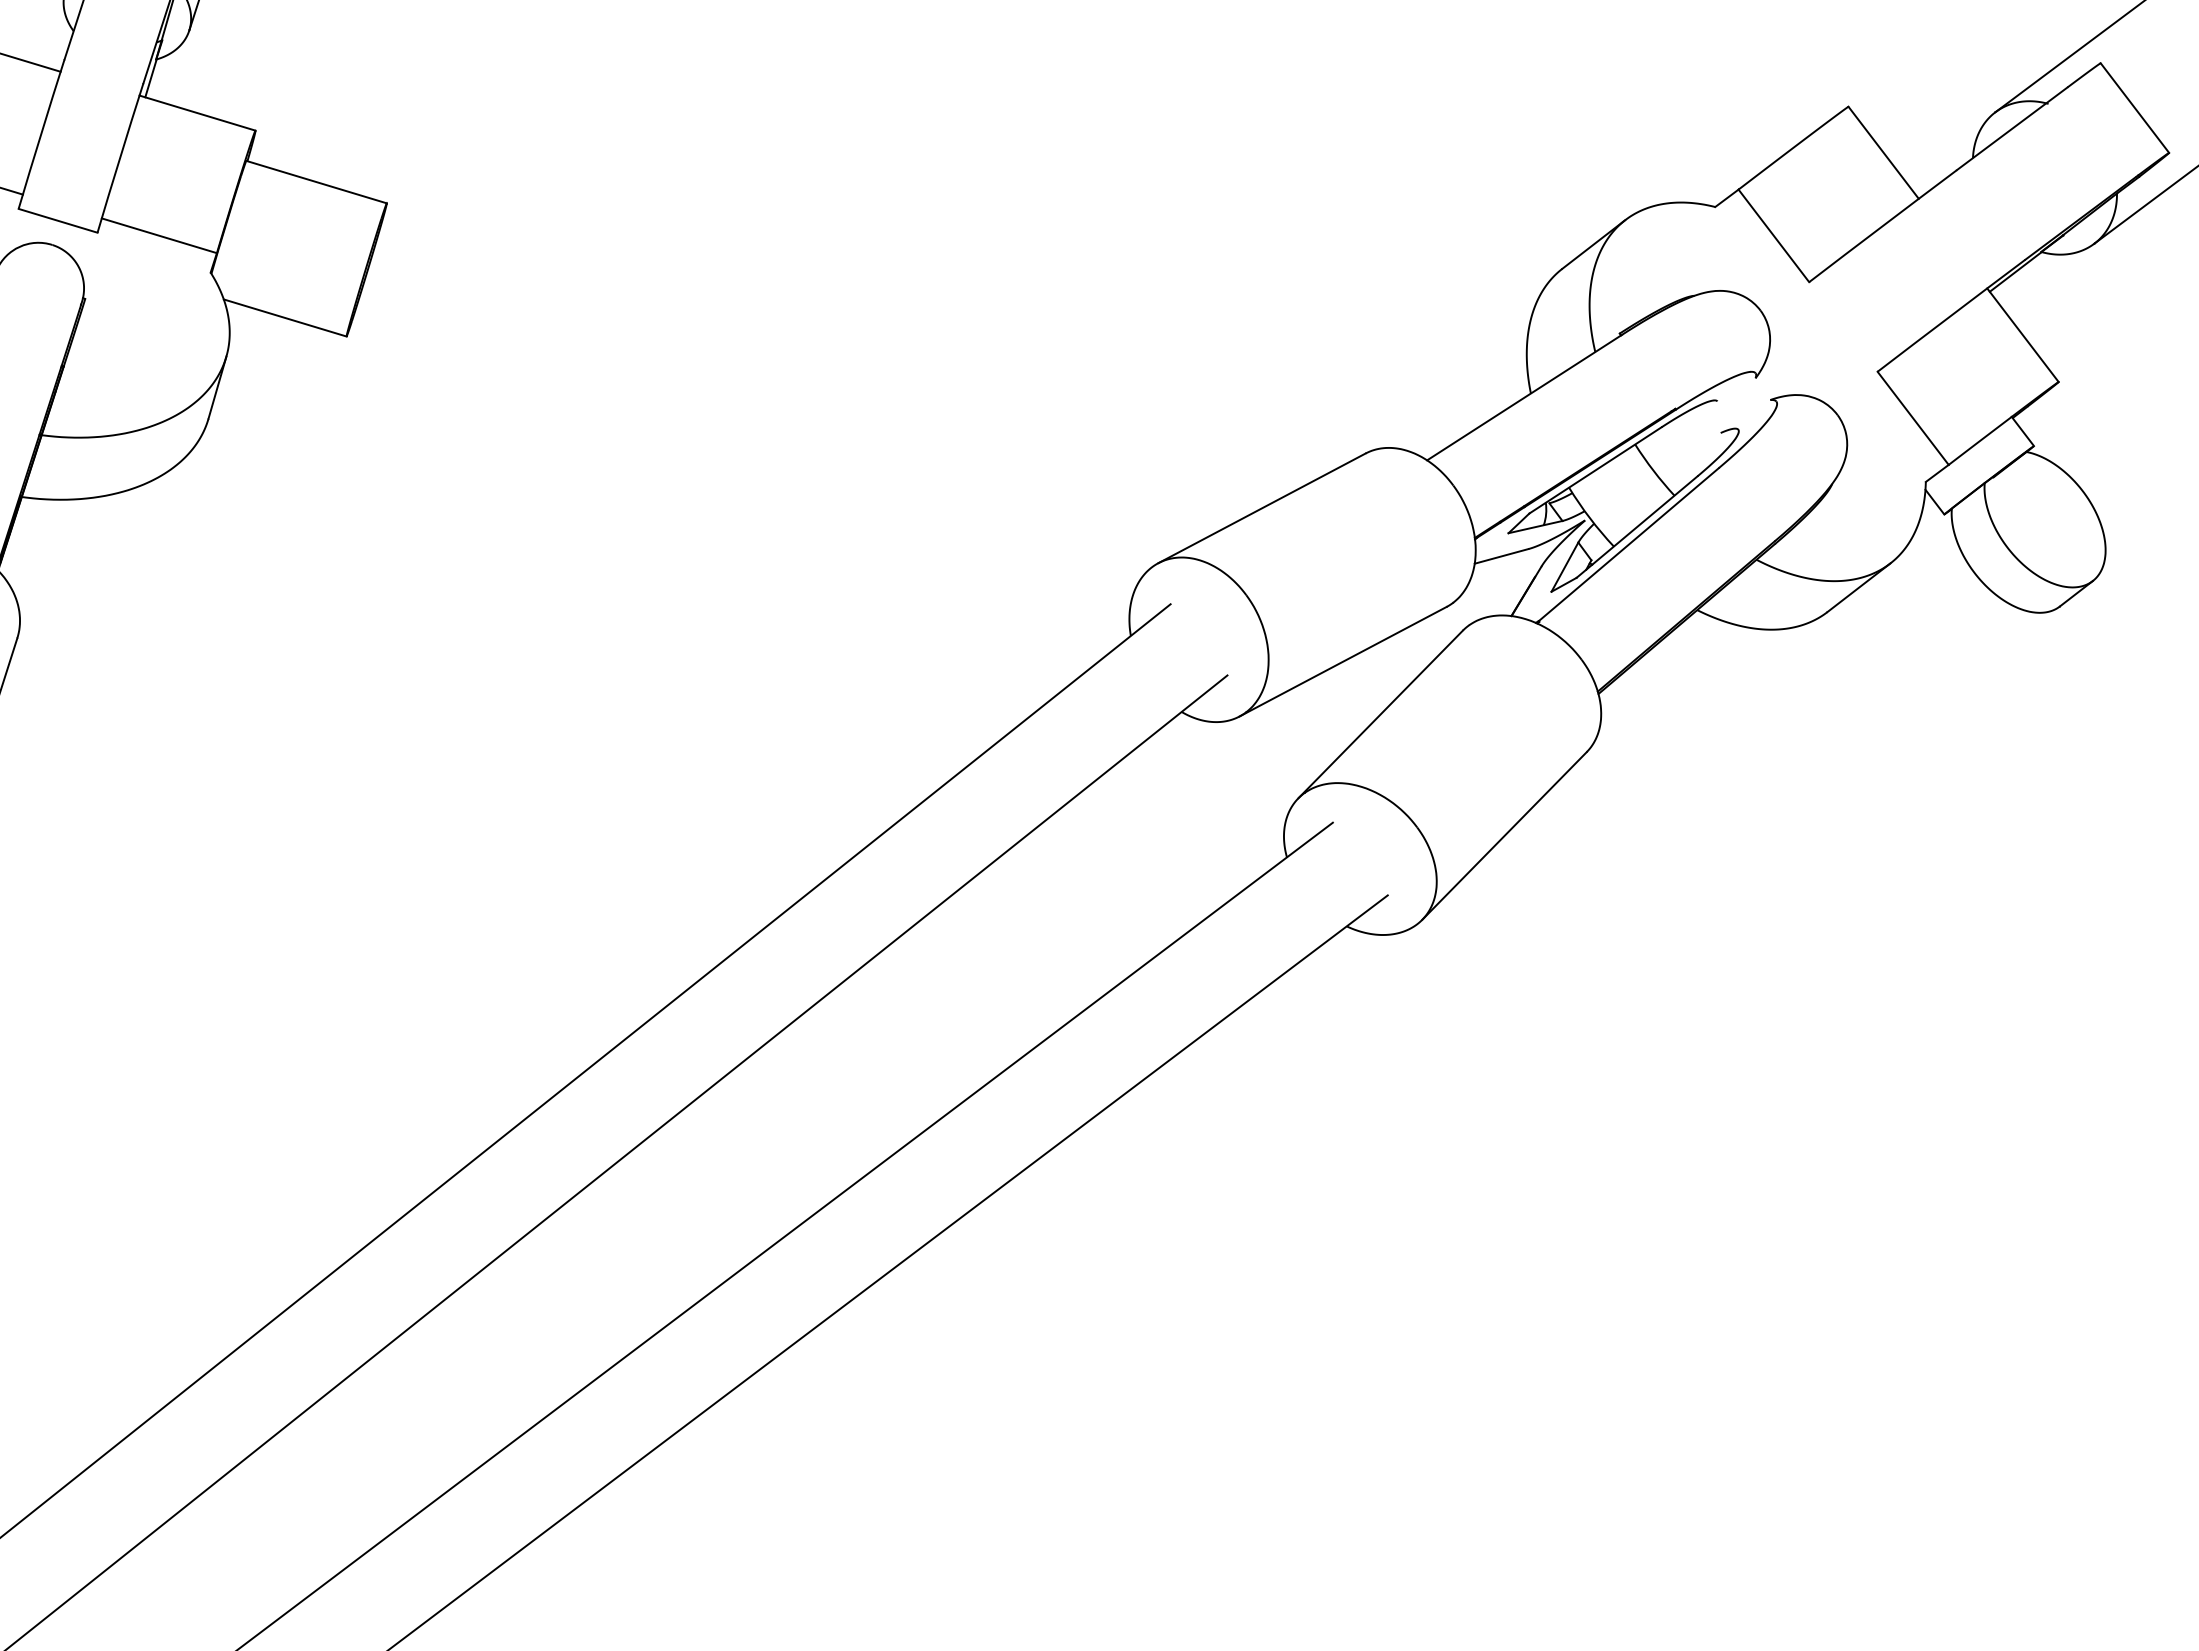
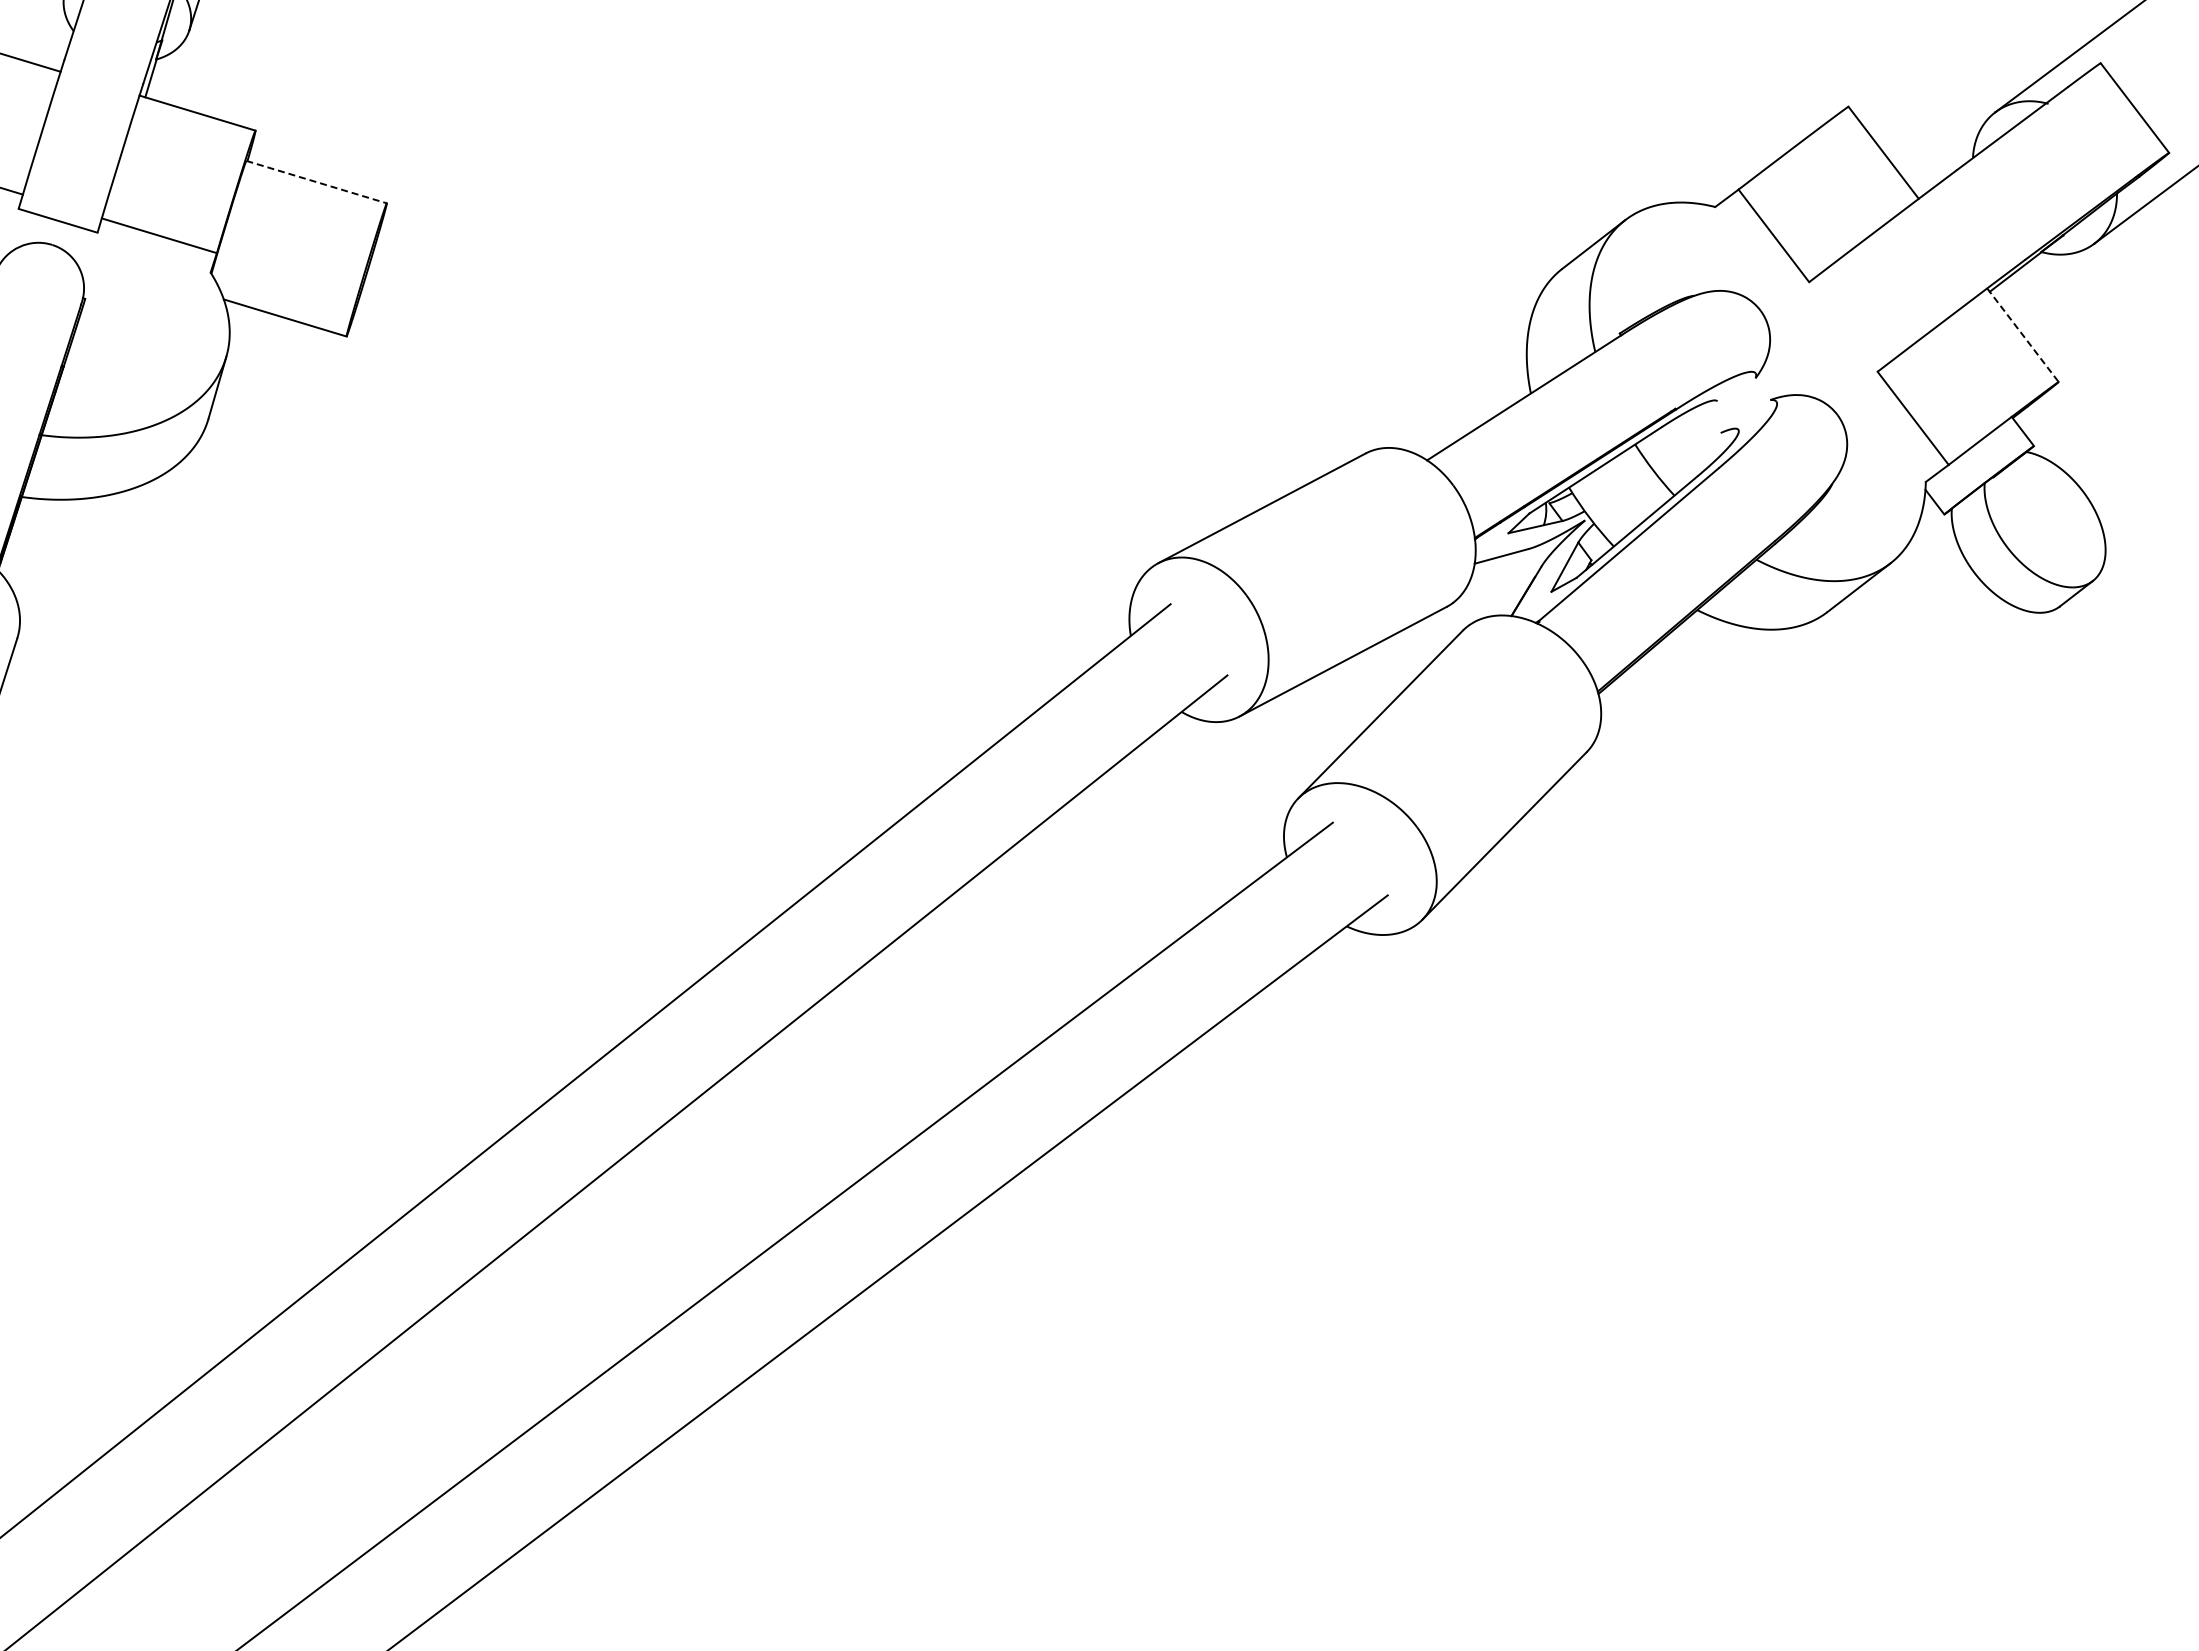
line: solid -> dashed (317, 182)
line: solid -> dashed (2022, 335)
